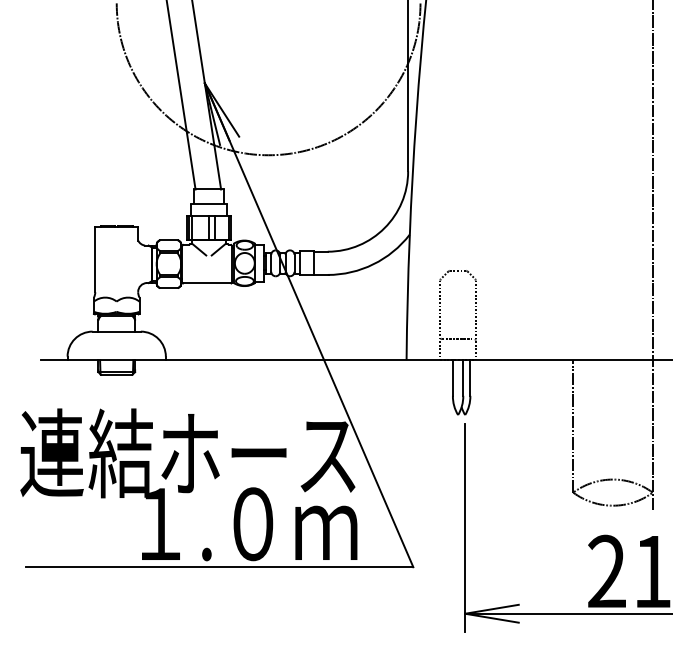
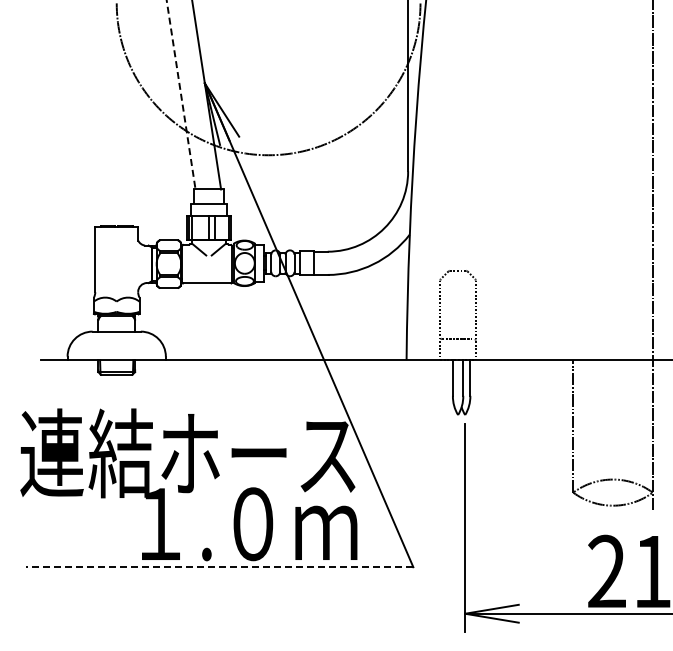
line: solid -> dashed (181, 95)
line: solid -> dashed (219, 567)
